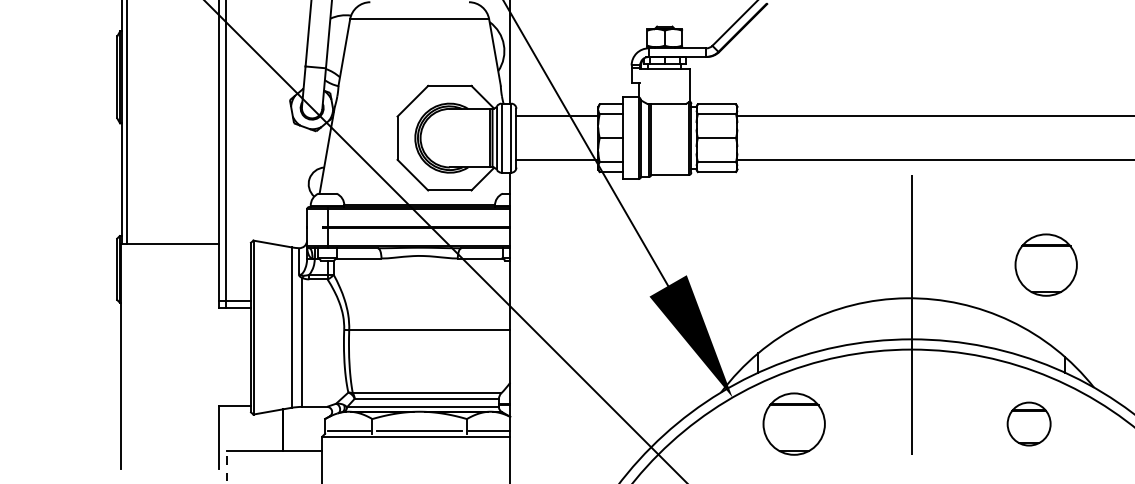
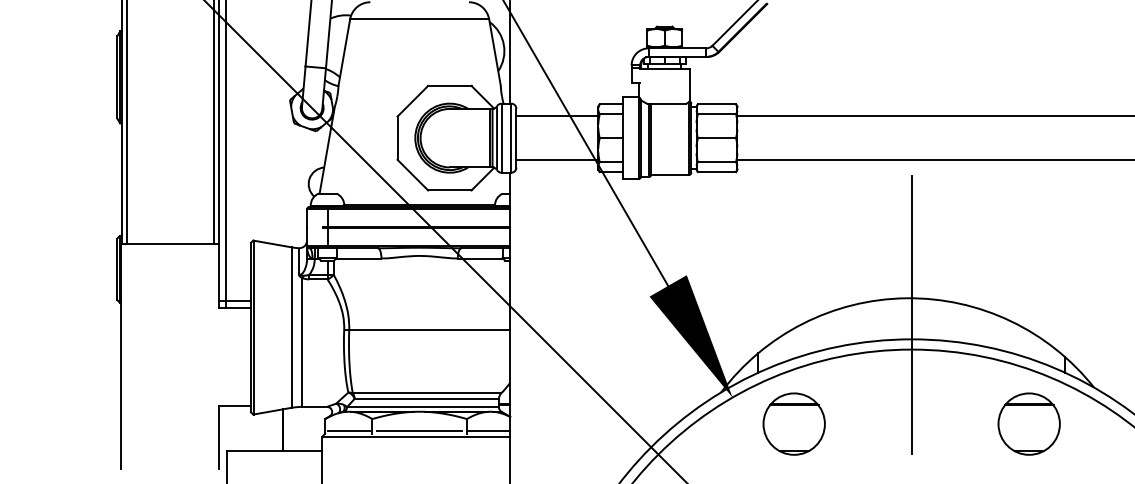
line: none -> present (214, 122)
part: present -> none (1045, 264)
part size: 46x46 px -> 64x64 px (1028, 423)
line: dashed -> solid (227, 467)
